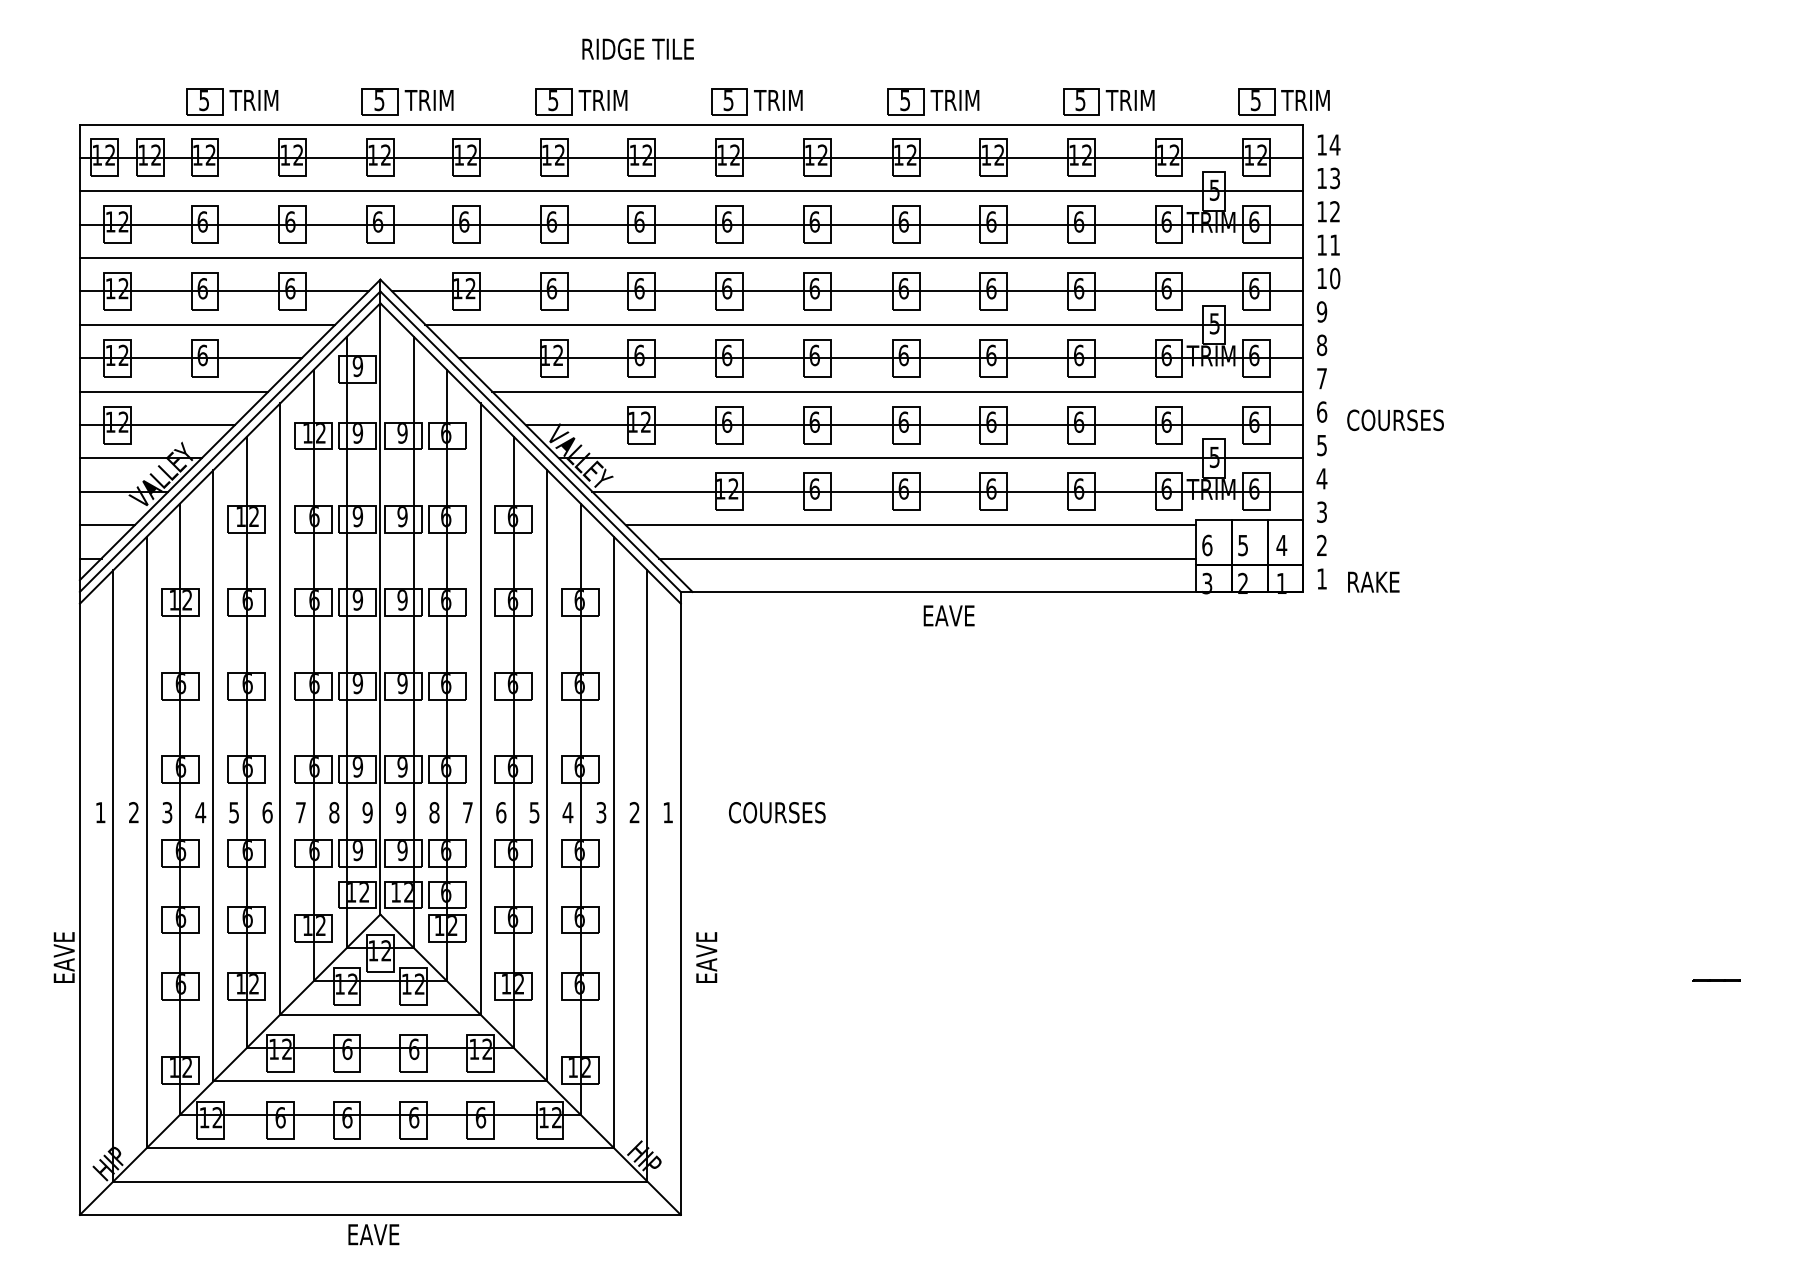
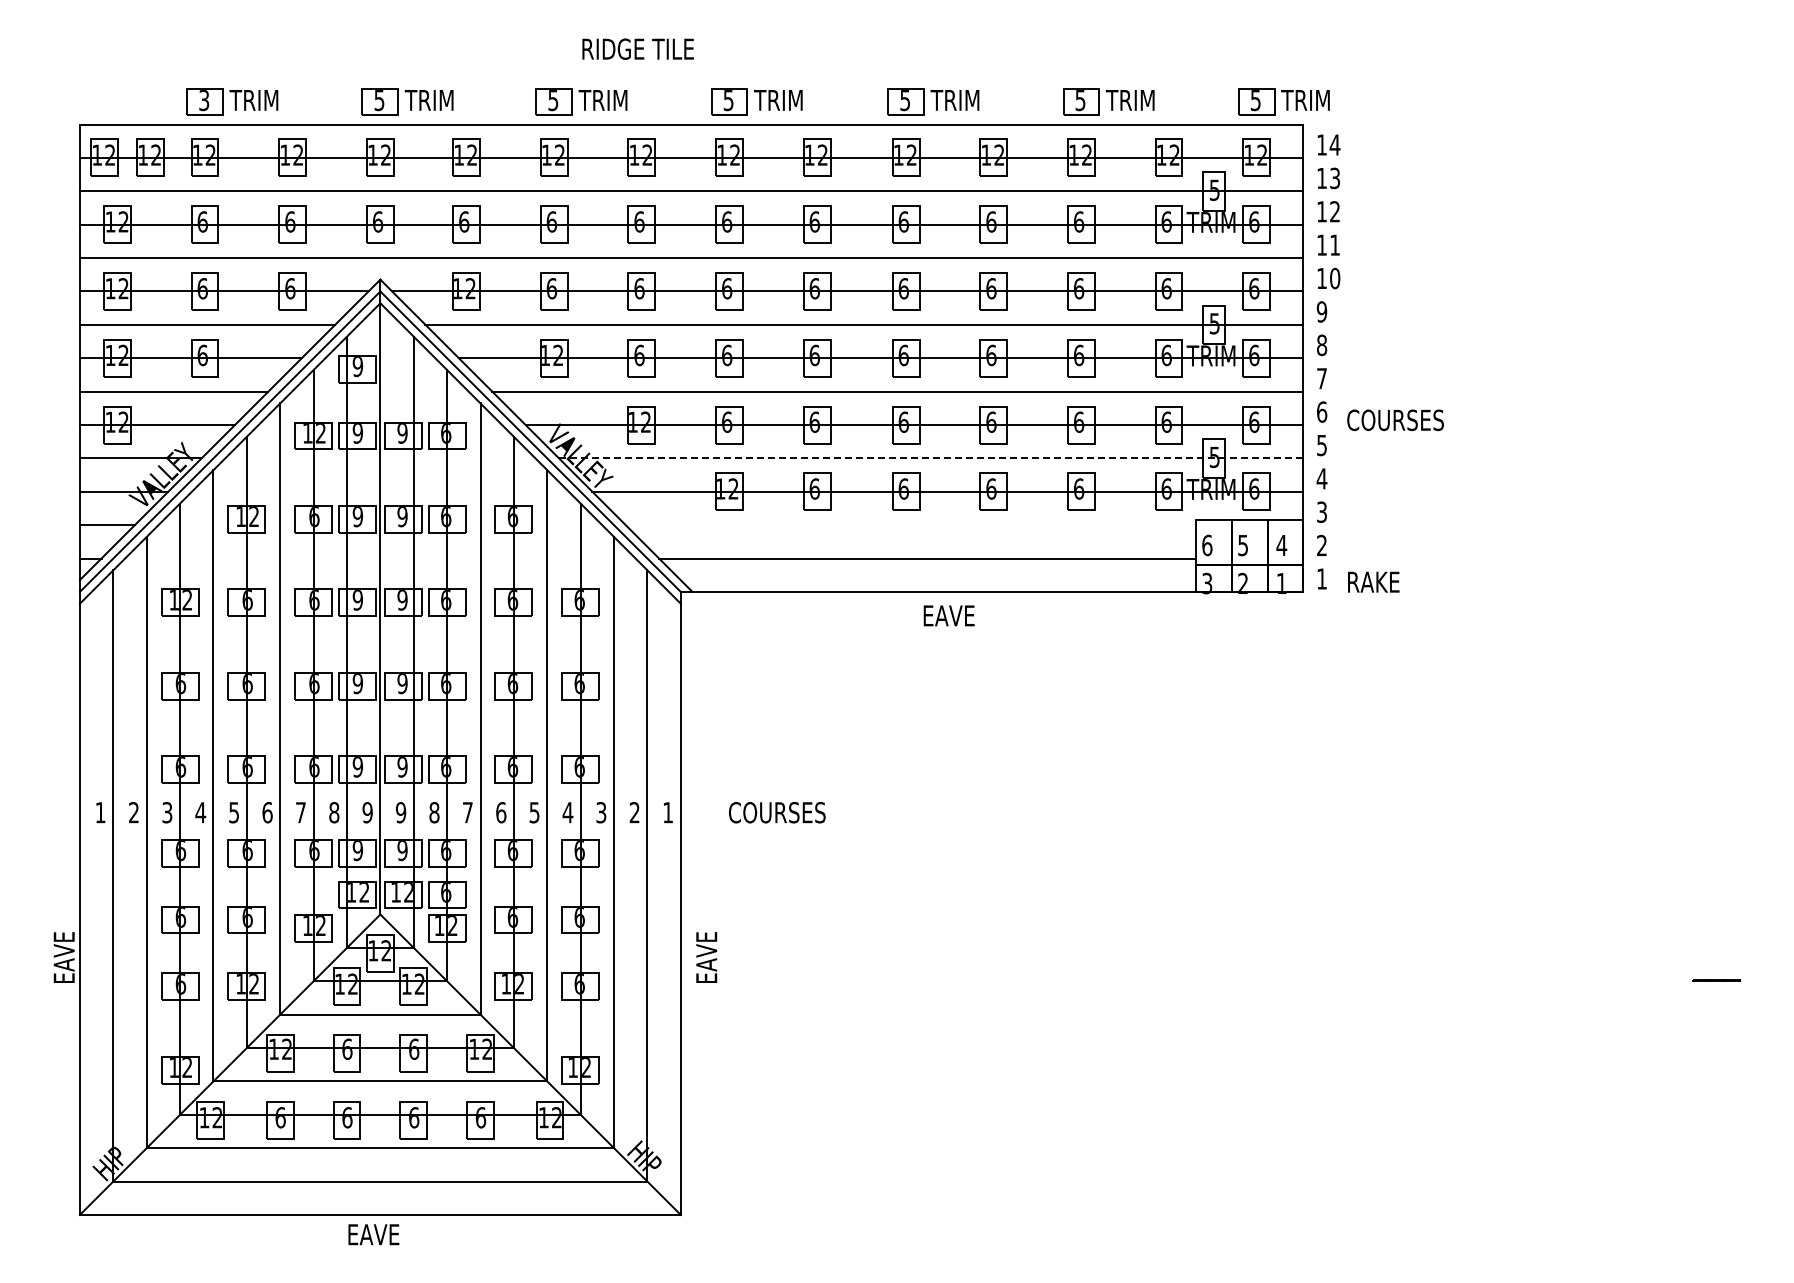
text: 5 -> 3 (204, 100)
line: solid -> dashed (930, 458)
line: present -> none (910, 525)
